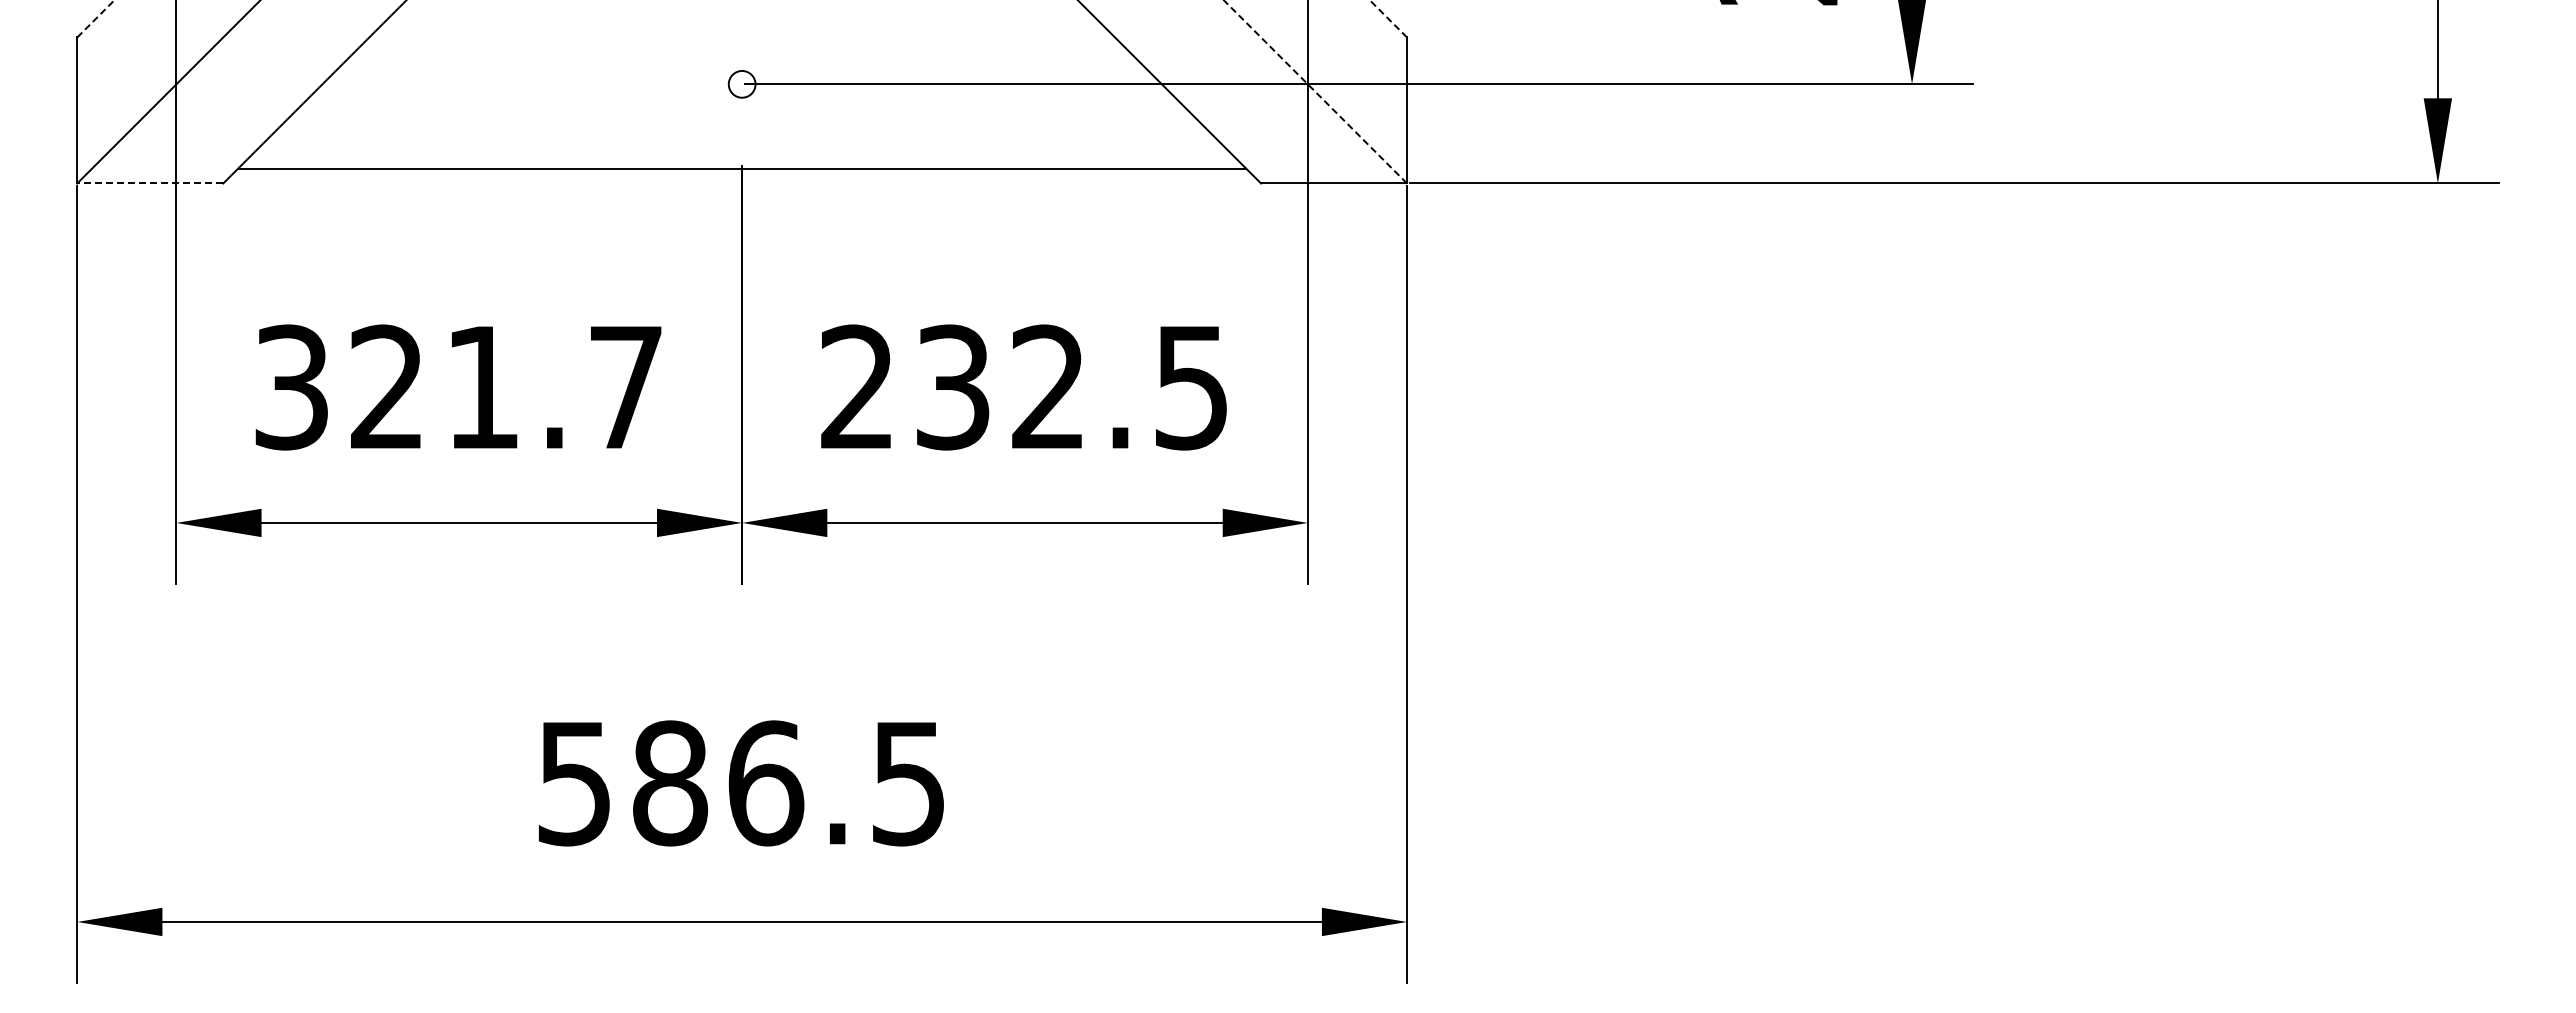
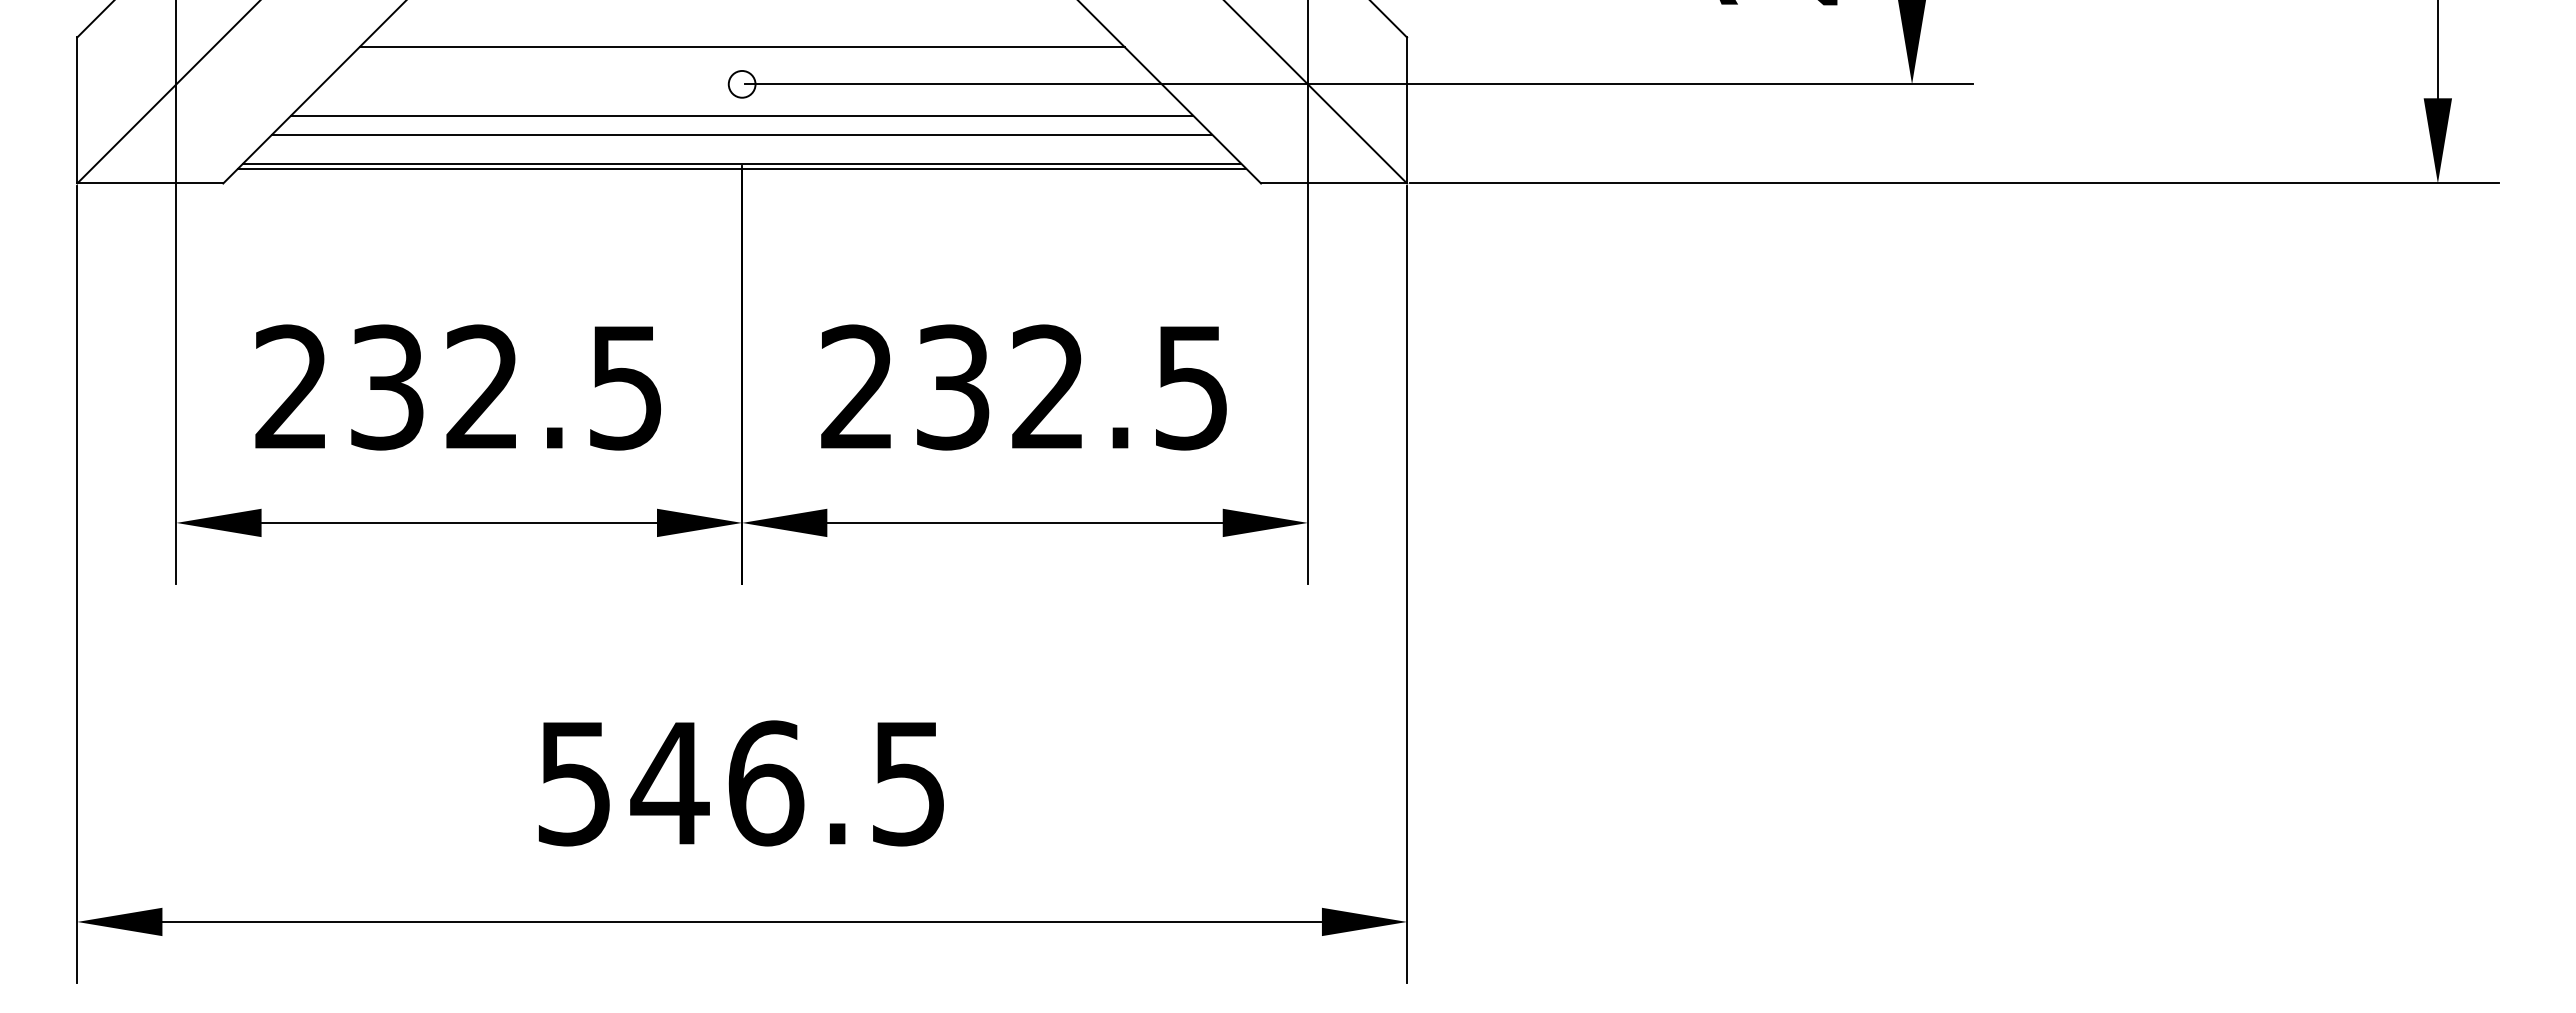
line: dashed -> solid (96, 18)
line: dashed -> solid (1388, 18)
line: none -> present (741, 47)
line: dashed -> solid (1315, 91)
line: none -> present (741, 115)
line: none -> present (742, 134)
line: none -> present (741, 163)
line: dashed -> solid (149, 183)
text: 321.7 -> 232.5 (458, 387)
text: 586.5 -> 546.5 (669, 783)
